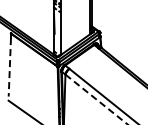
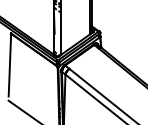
line: dashed -> solid (9, 67)
line: dashed -> solid (96, 99)
